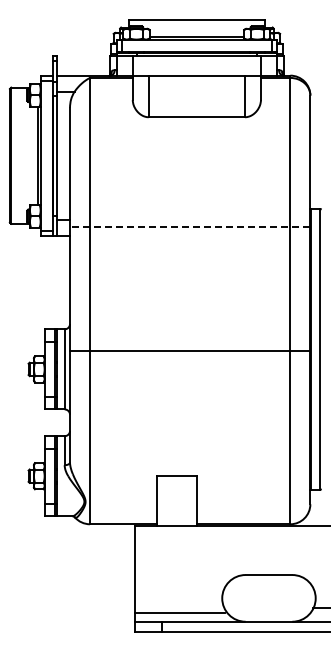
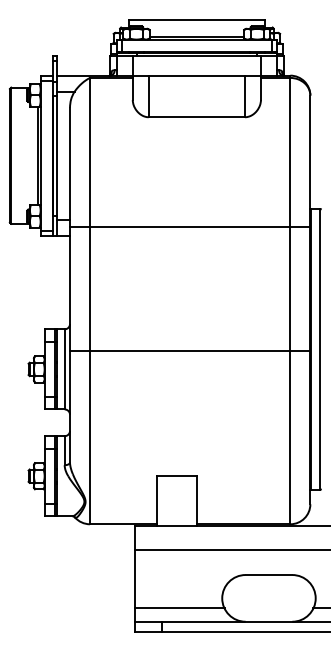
line: dashed -> solid (189, 226)
line: none -> present (231, 549)
line position: (179, 613) -> (179, 608) (179, 608)
